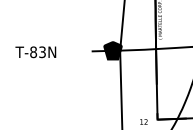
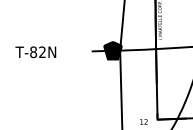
text: T-83N -> T-82N (42, 52)
